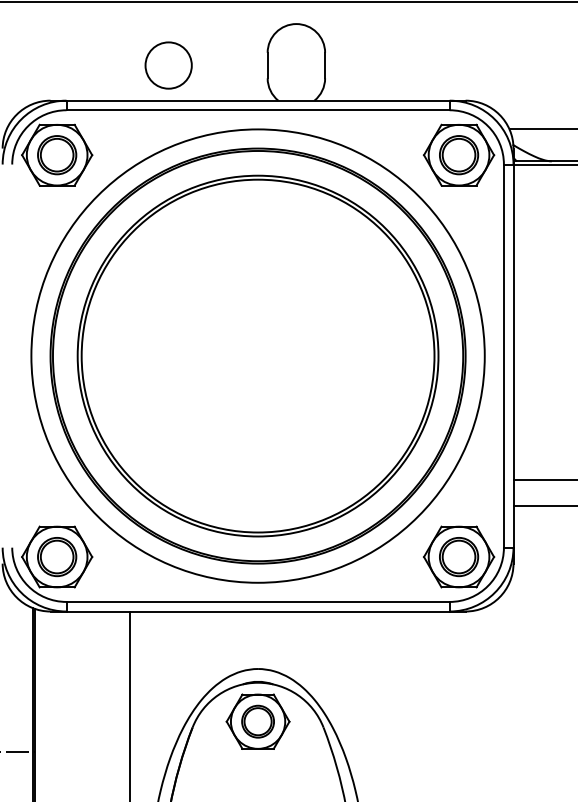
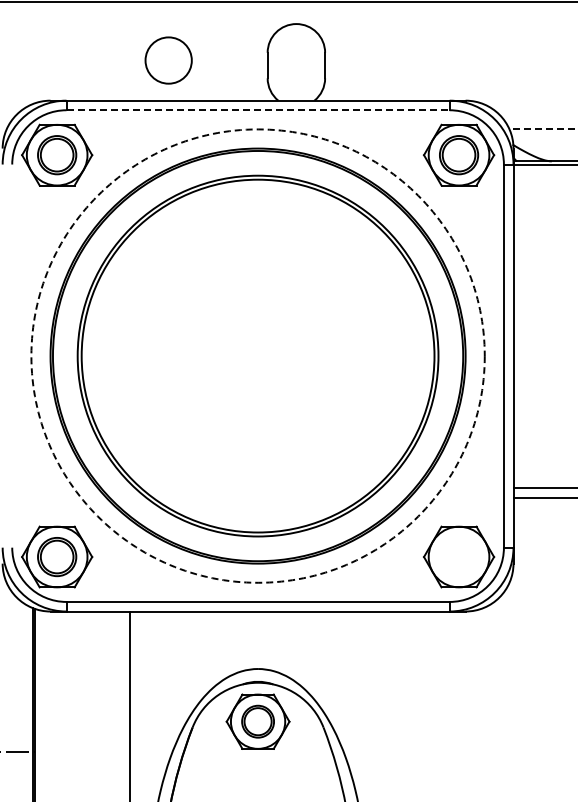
circle position: (168, 65) -> (168, 60) (168, 60)
line: solid -> dashed (258, 110)
line: solid -> dashed (543, 129)
circle: solid -> dashed (257, 355)
line position: (543, 480) -> (543, 488) (543, 488)
line position: (543, 506) -> (543, 498) (543, 498)
part: present -> none (459, 557)
